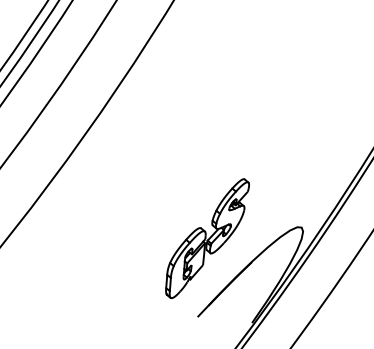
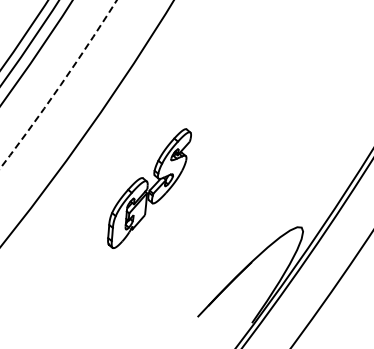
circle: solid -> dashed (58, 84)
part position: (207, 238) -> (149, 188) (149, 188)
